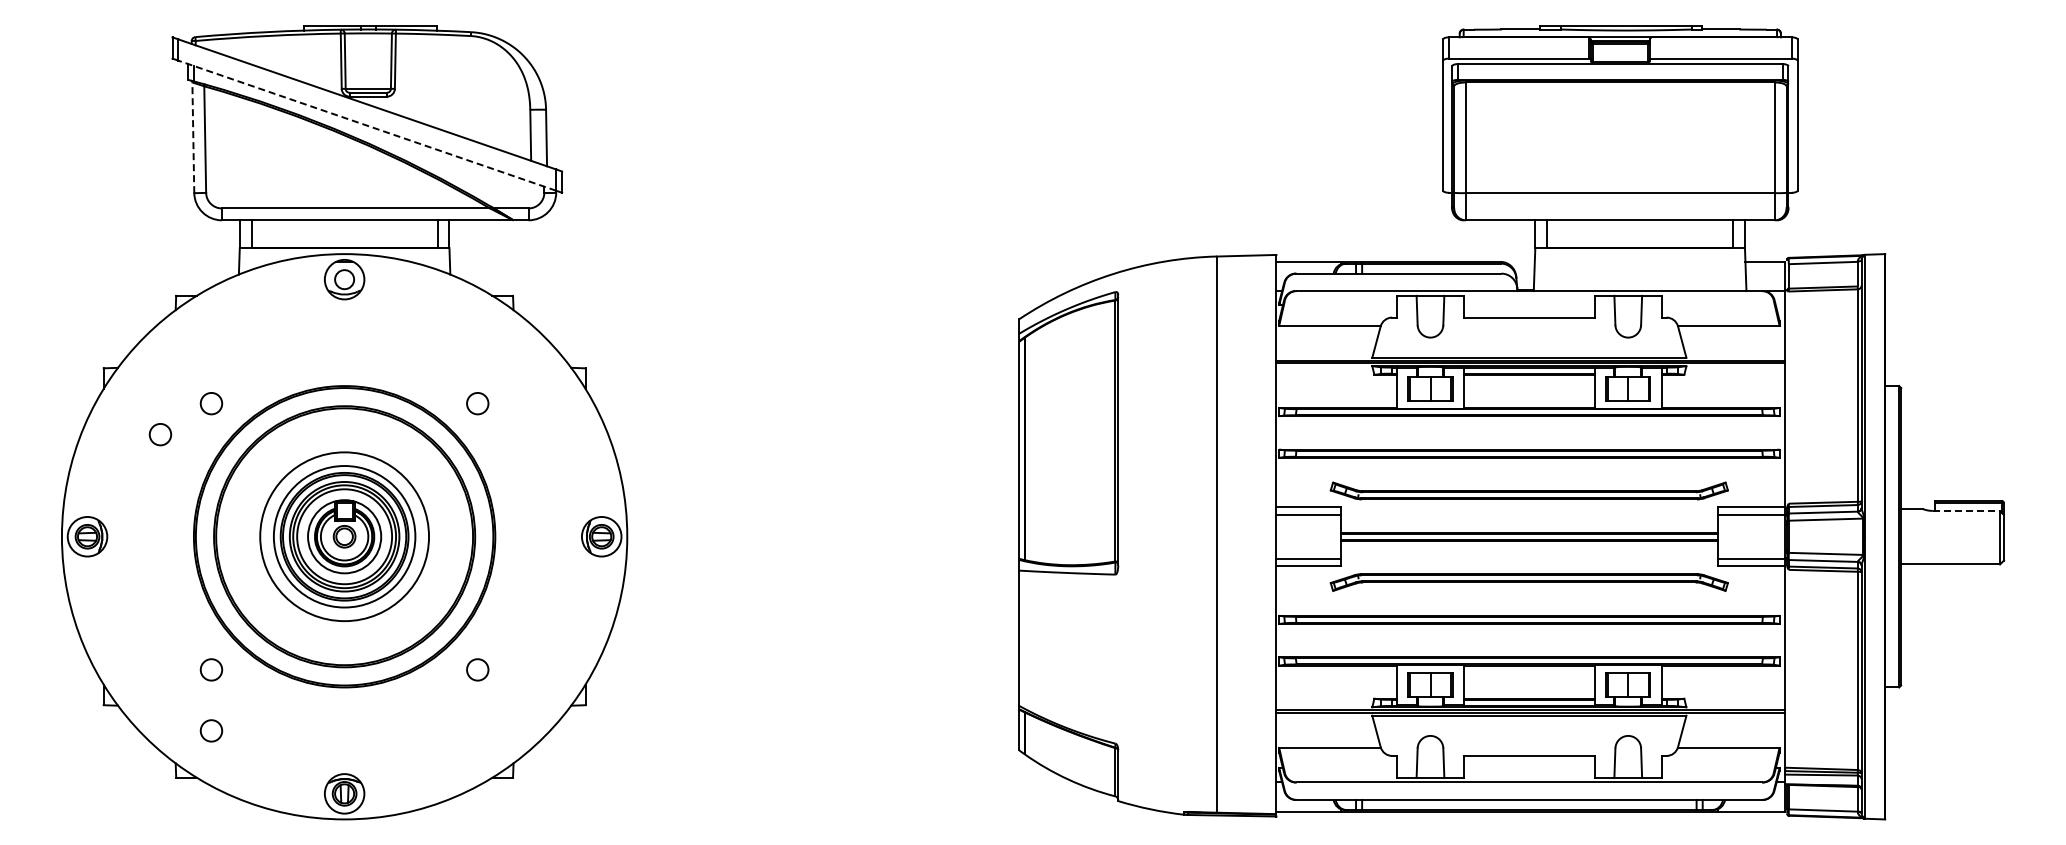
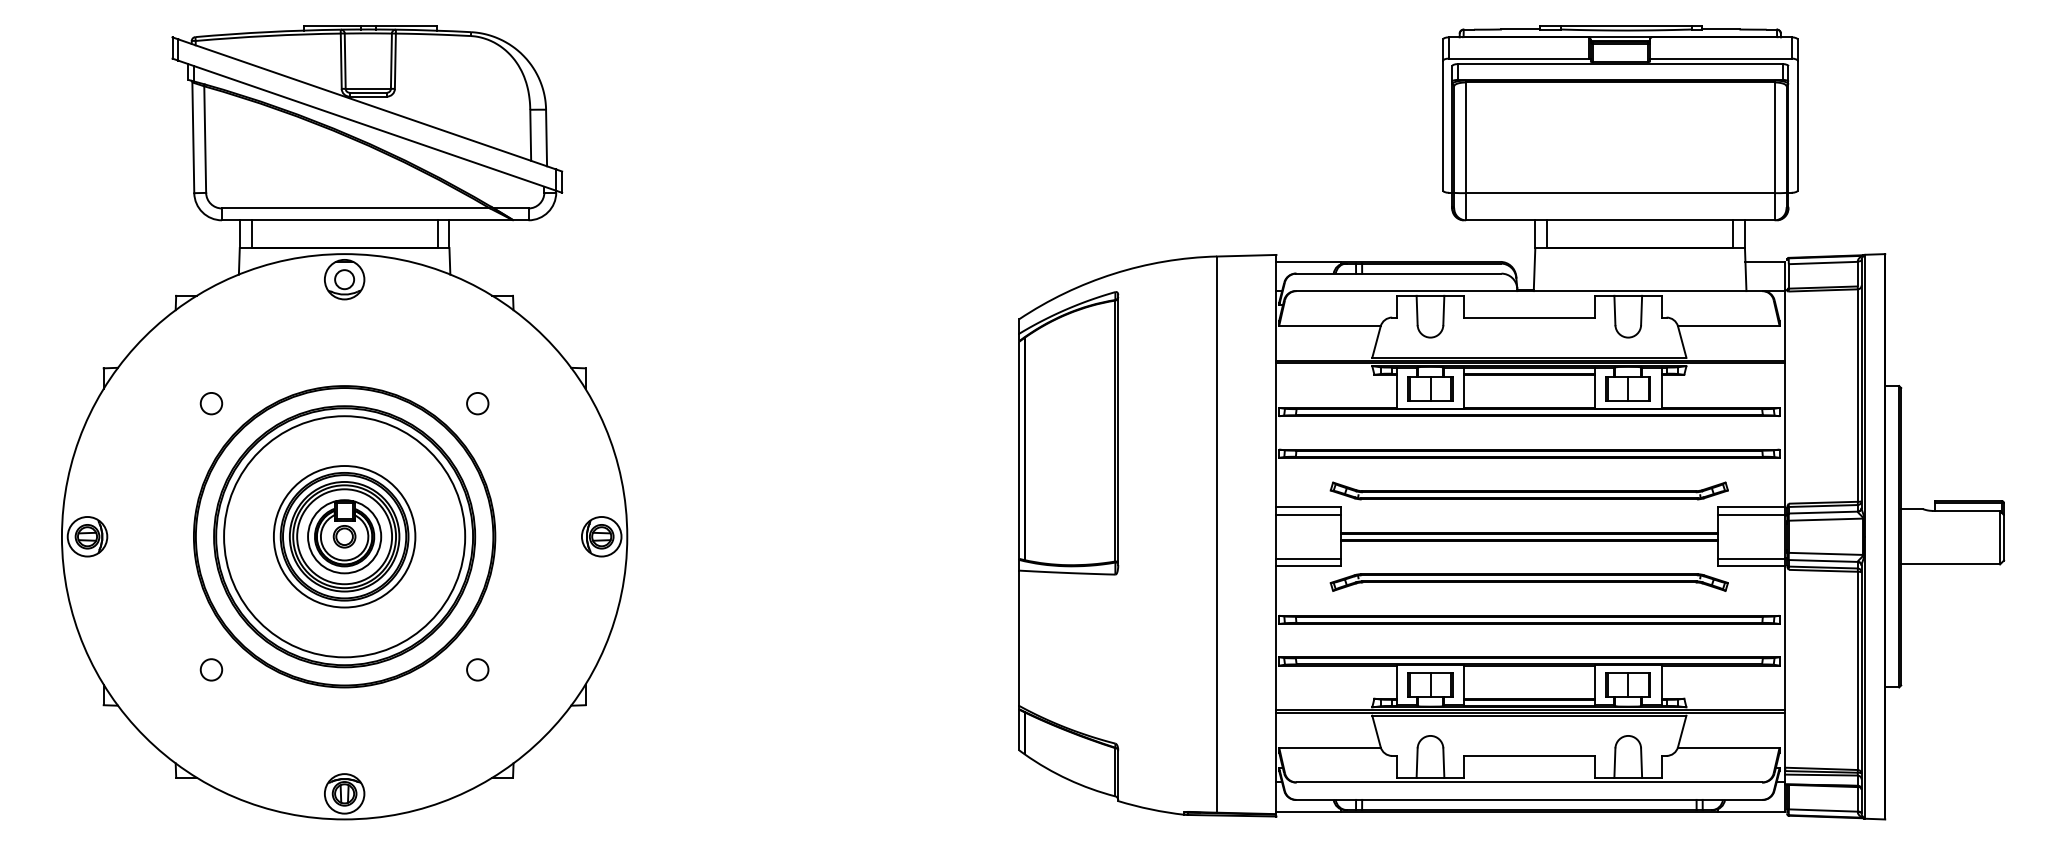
line: dashed -> solid (367, 125)
line: dashed -> solid (193, 137)
circle: present -> none (160, 434)
line: dashed -> solid (1966, 510)
circle diameter: 169 px -> 241 px (344, 536)
circle: present -> none (211, 730)
